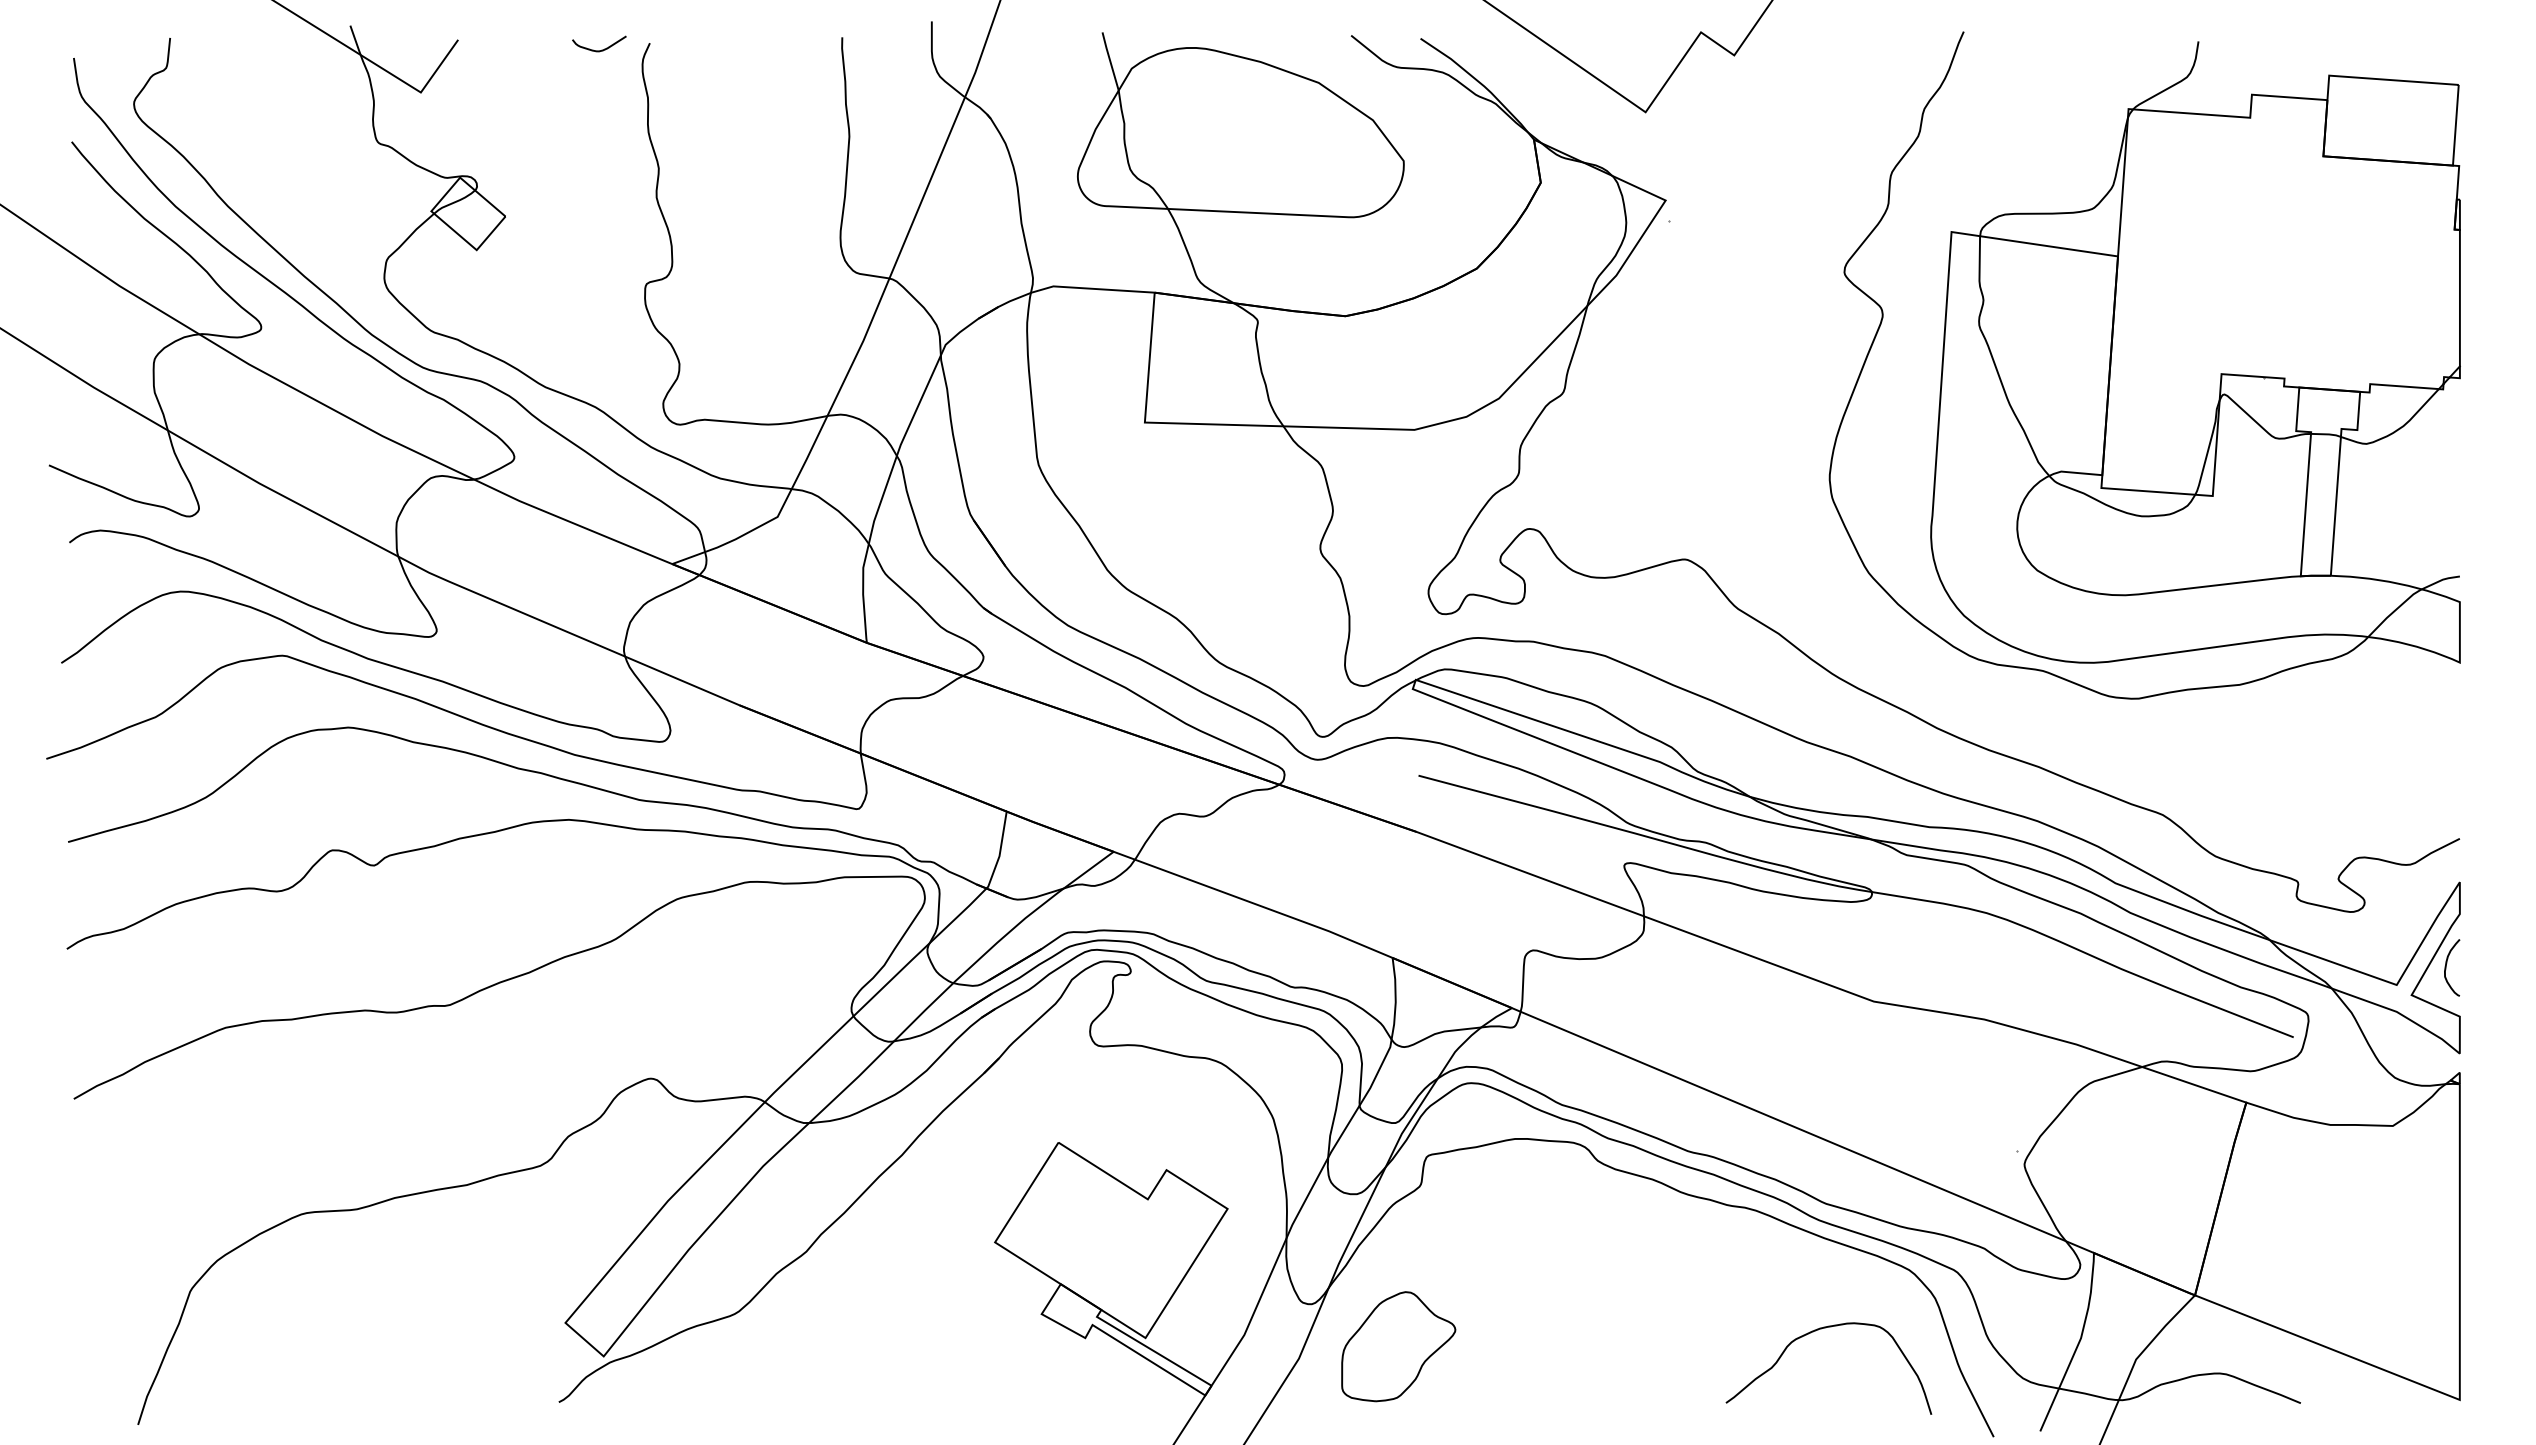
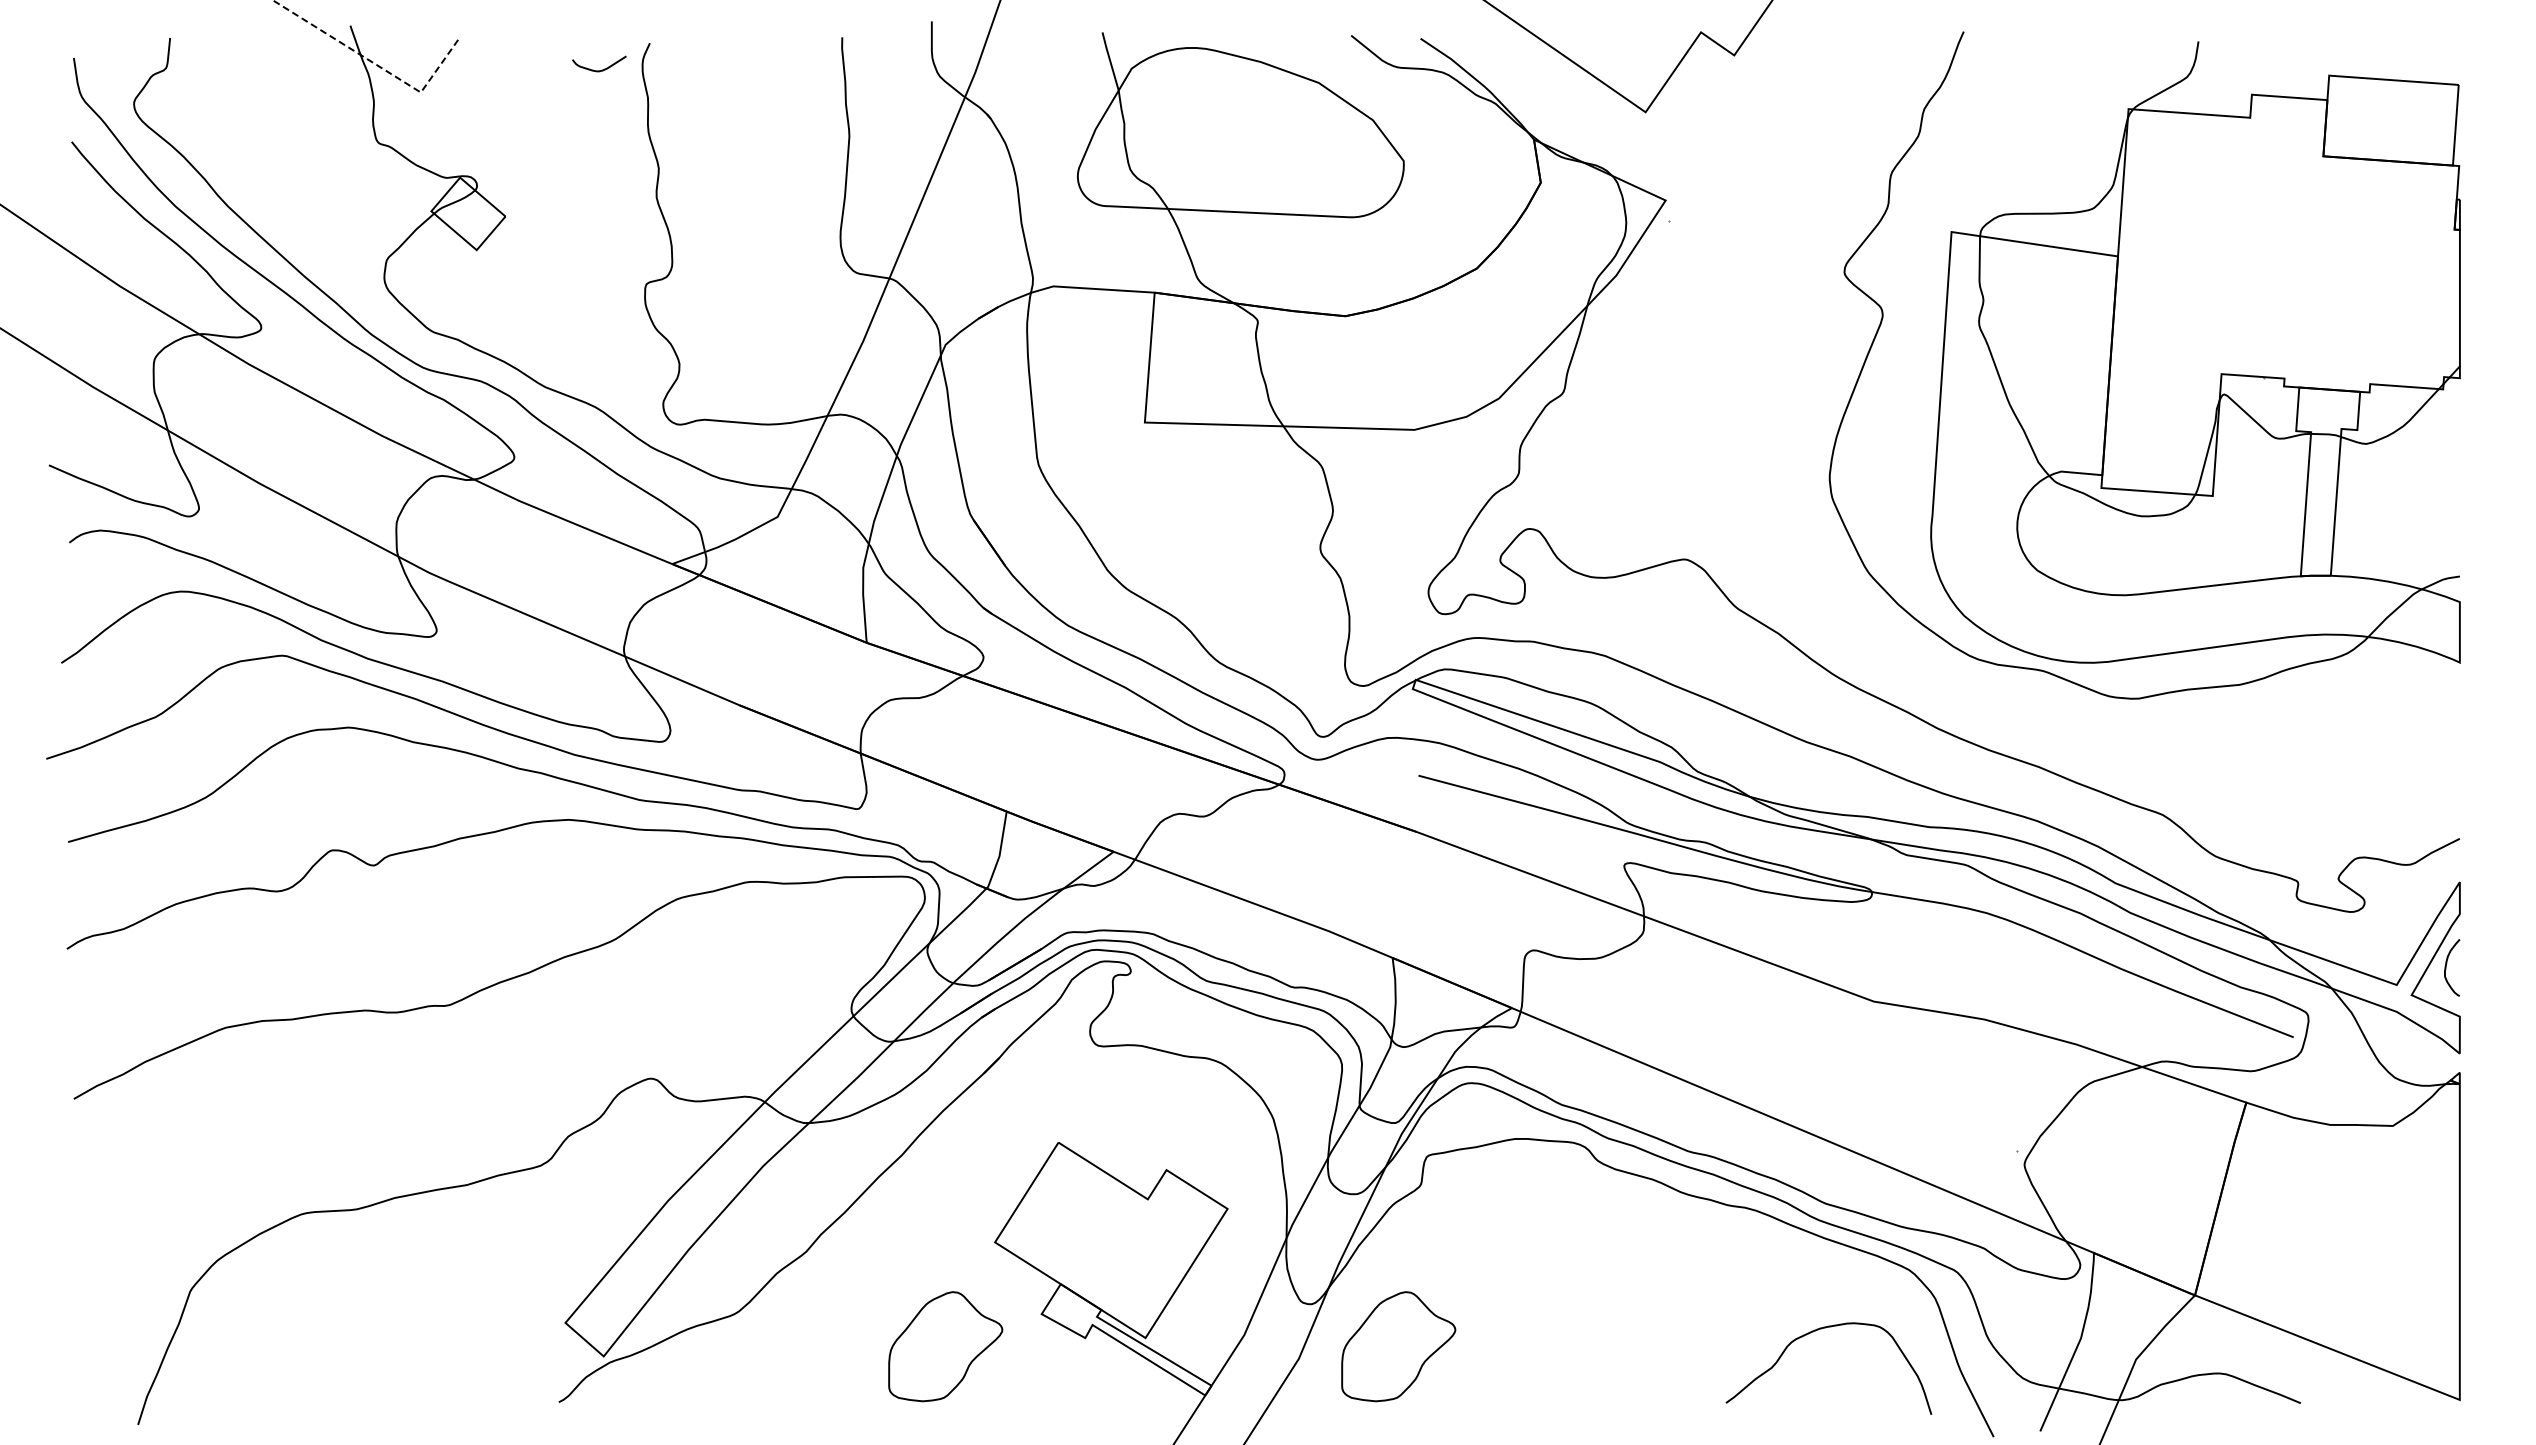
curve position: (601, 49) -> (601, 69) (601, 69)
line: solid -> dashed (374, 63)
part: none -> present (945, 1346)
